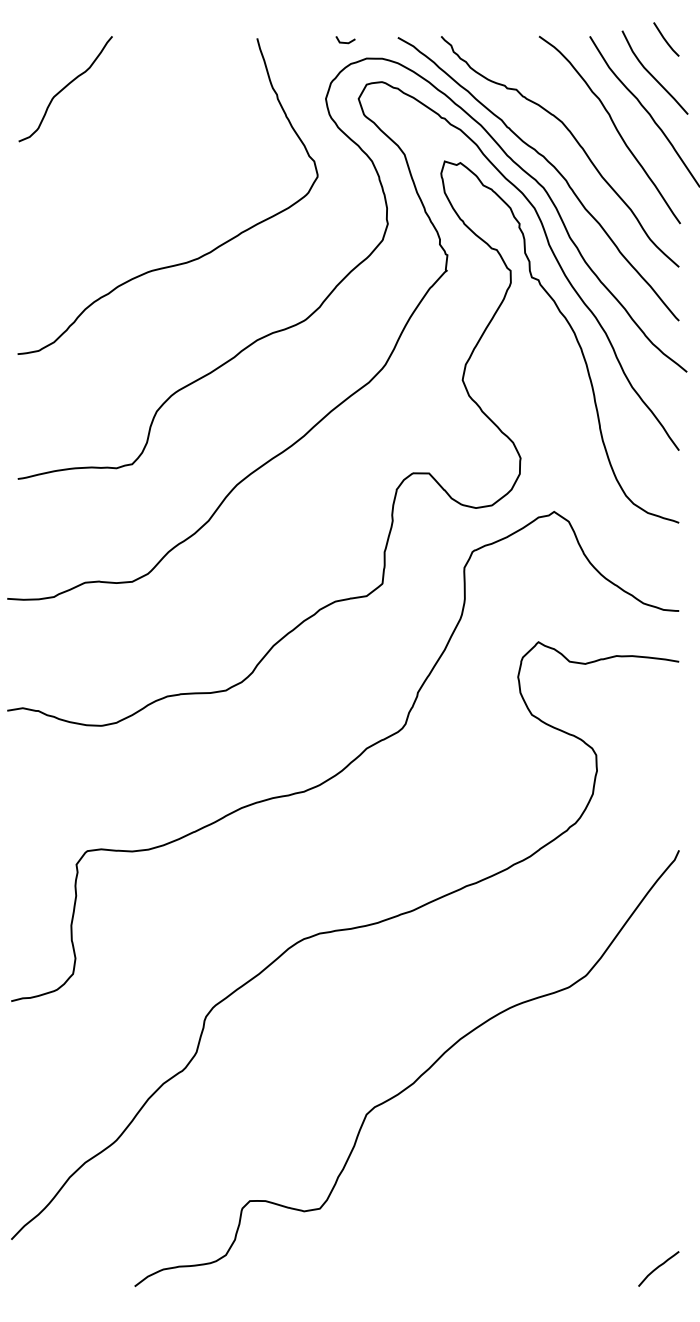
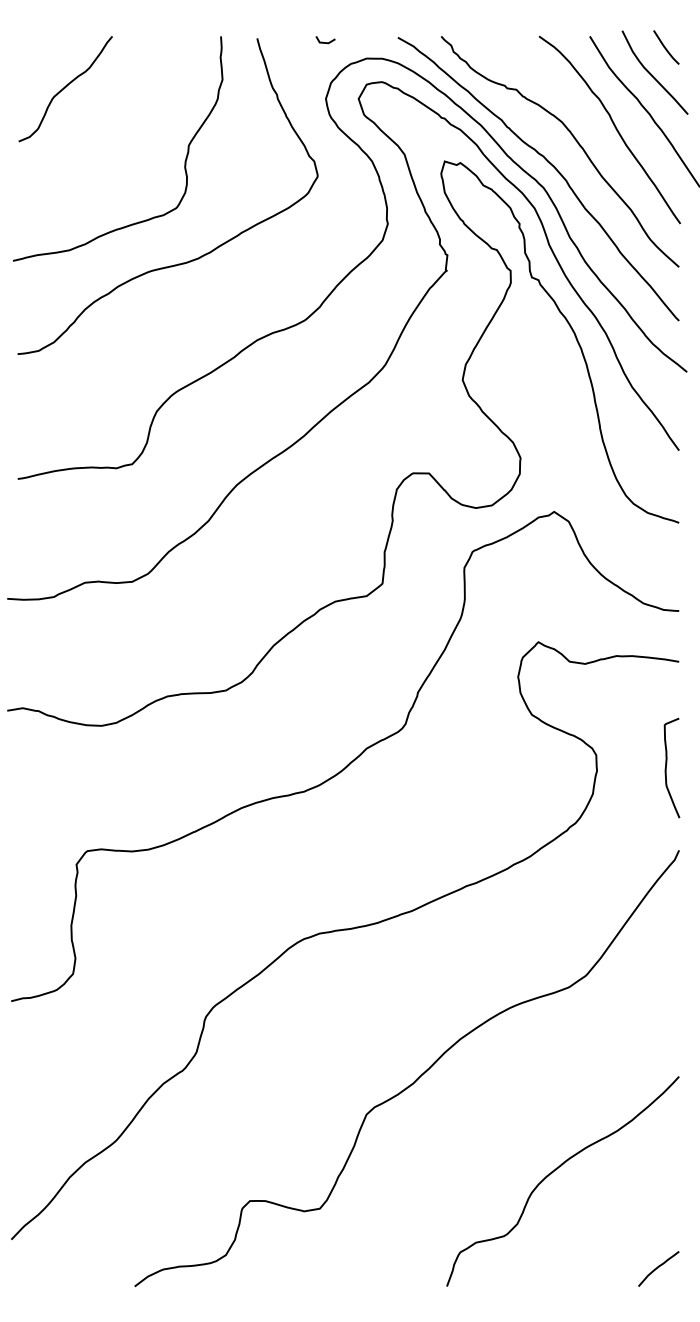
line position: (665, 39) -> (665, 47) (665, 47)
line position: (345, 42) -> (325, 42) (325, 42)
curve: none -> present (184, 161)
curve: none -> present (666, 767)
curve: none -> present (556, 1170)
